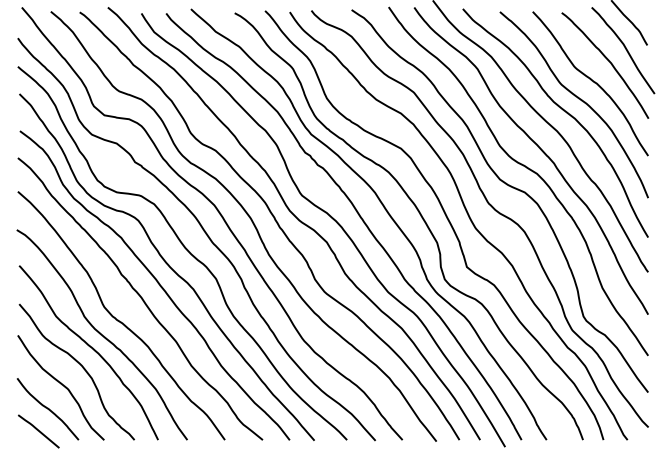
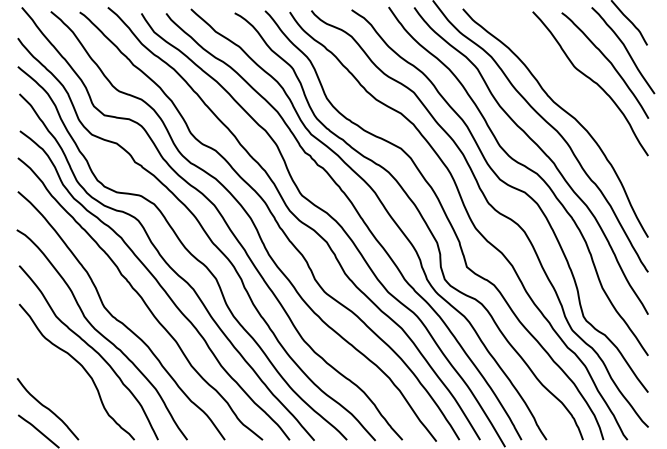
curve: present -> none (578, 99)
curve: present -> none (61, 385)
